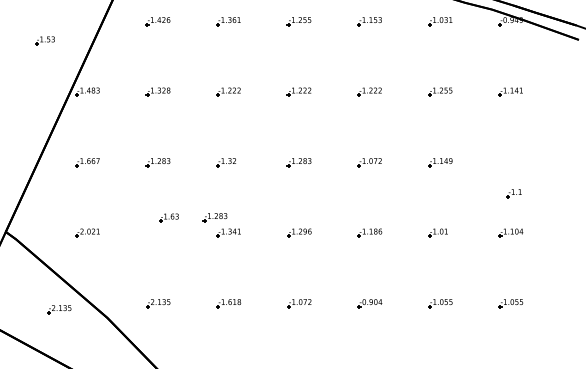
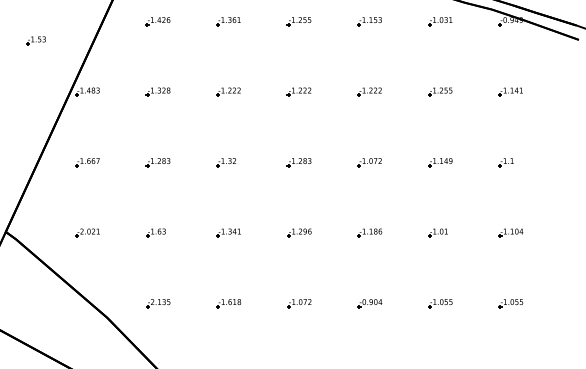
part position: (44, 40) -> (35, 40) (35, 40)
part position: (513, 193) -> (505, 162) (505, 162)
part position: (168, 217) -> (155, 232) (155, 232)
part: present -> none (214, 217)
part: present -> none (59, 309)
